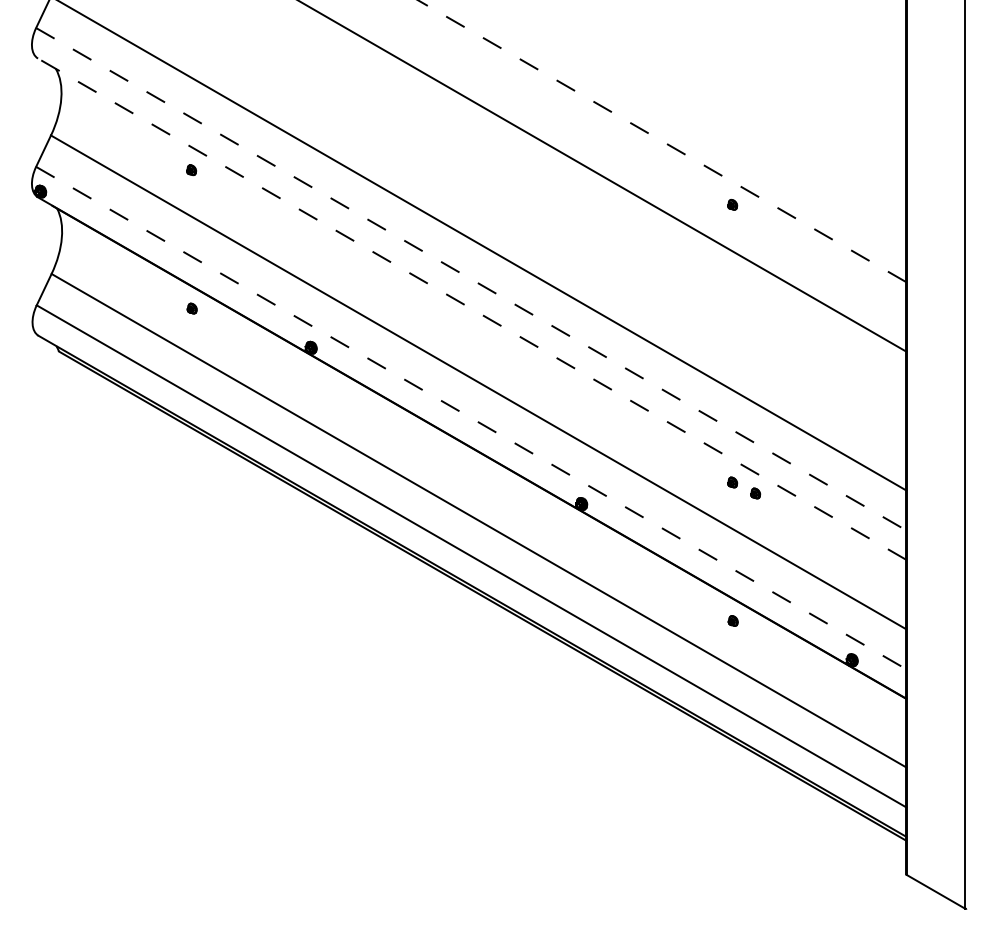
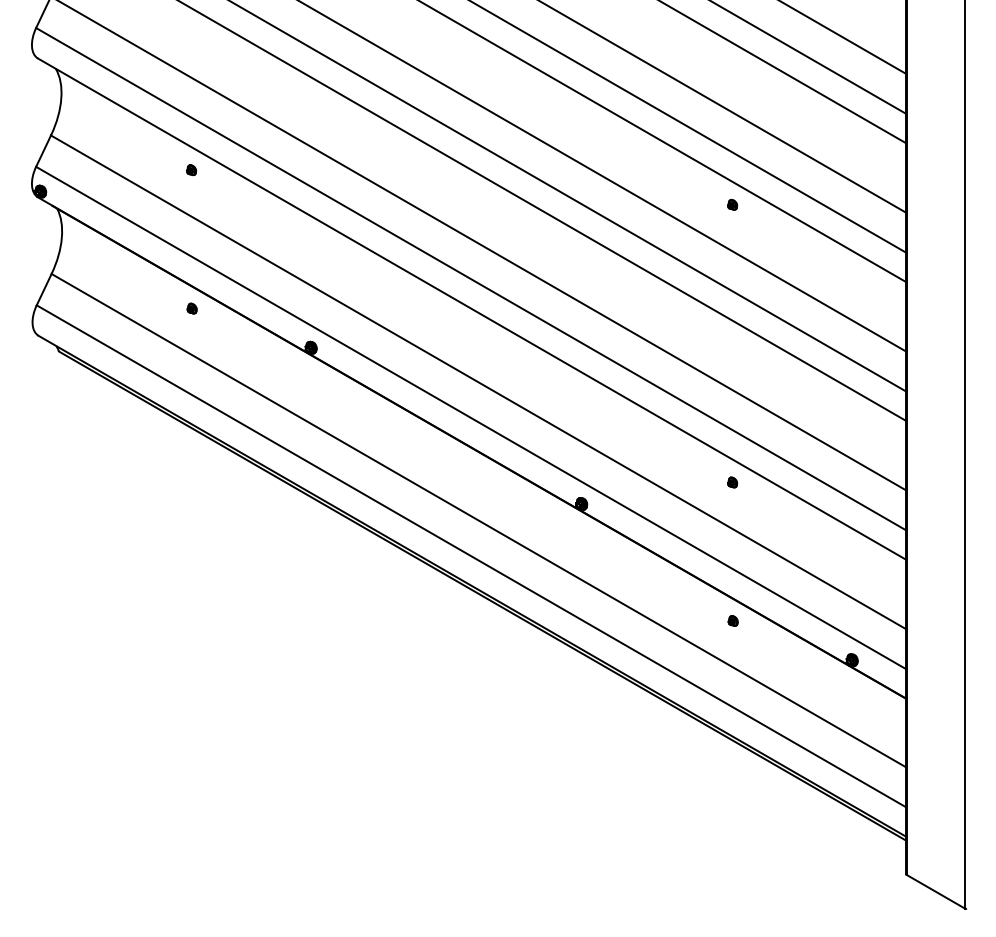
line: none -> present (844, 38)
line: none -> present (809, 57)
line: none -> present (783, 72)
line: none -> present (723, 107)
line: none -> present (689, 127)
line: dashed -> solid (662, 141)
line: none -> present (569, 196)
line: none -> present (543, 211)
line: dashed -> solid (471, 279)
line: dashed -> solid (471, 308)
line: dashed -> solid (471, 418)
part: present -> none (755, 493)
